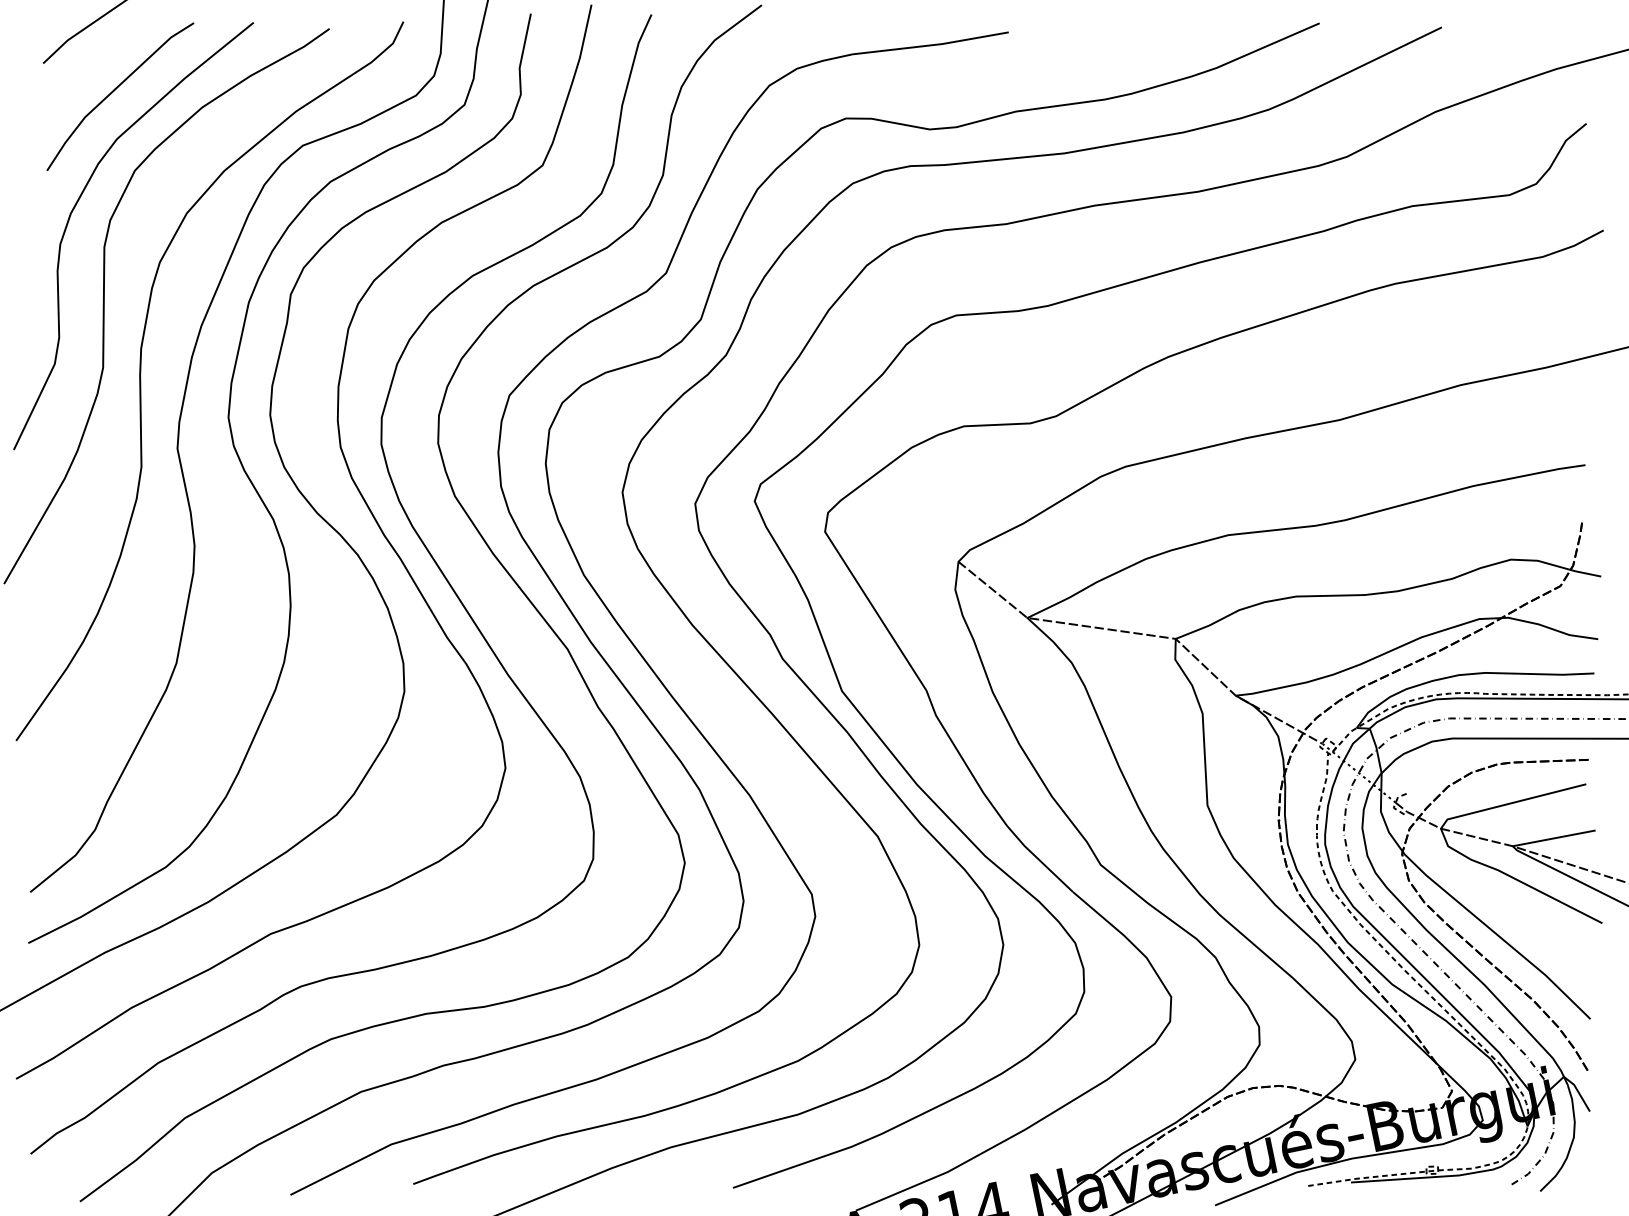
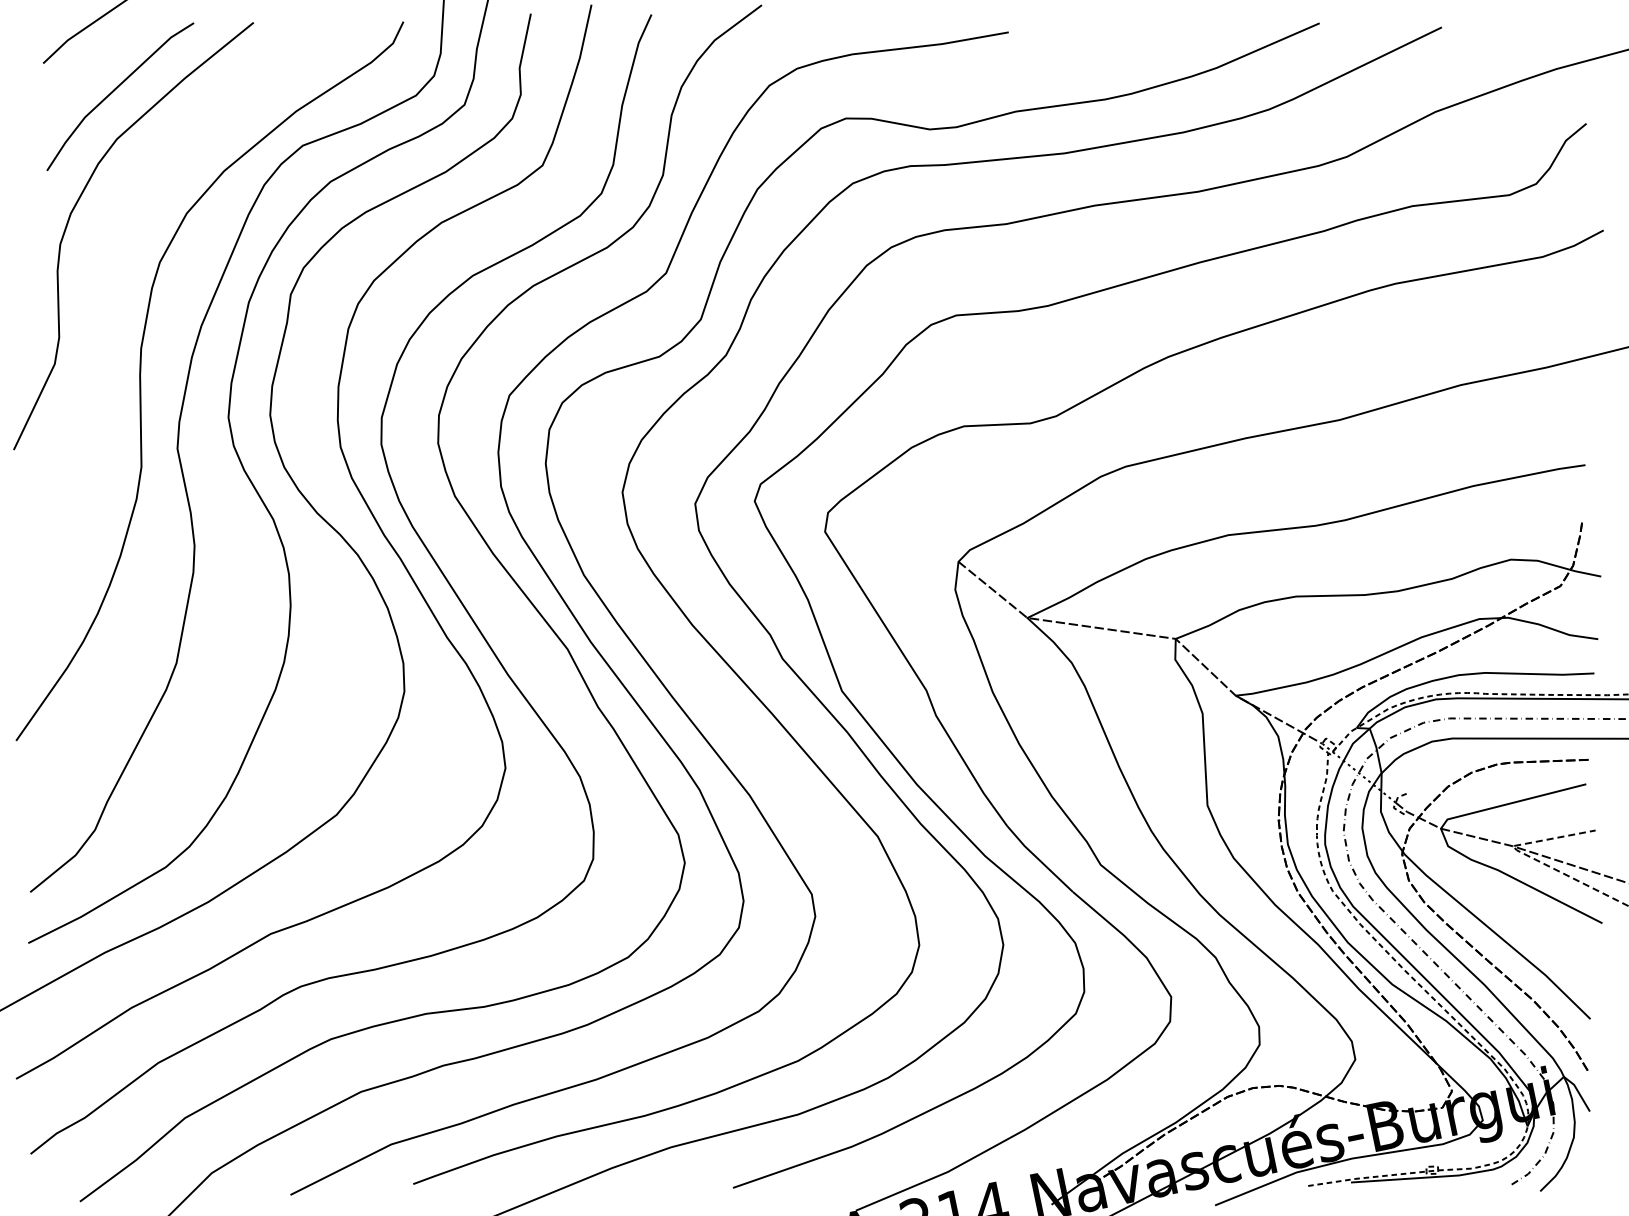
curve: present -> none (104, 306)
line: solid -> dashed (1531, 857)
